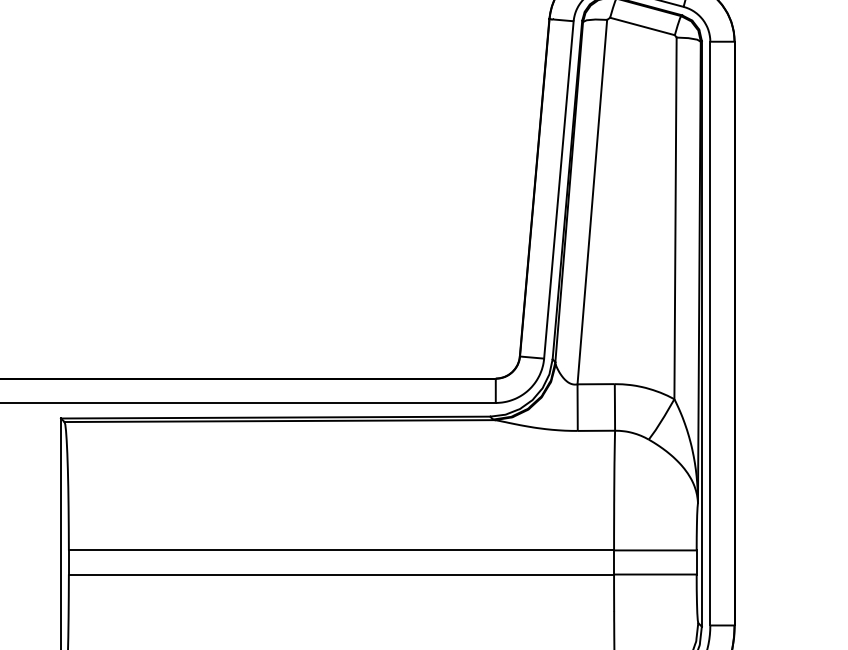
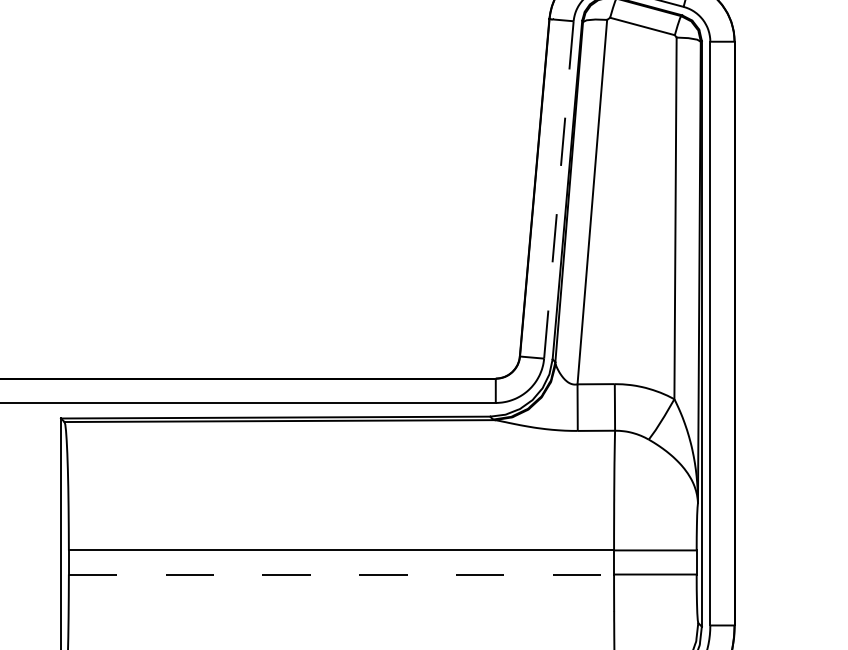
line: solid -> dashed (558, 190)
line: solid -> dashed (341, 574)
